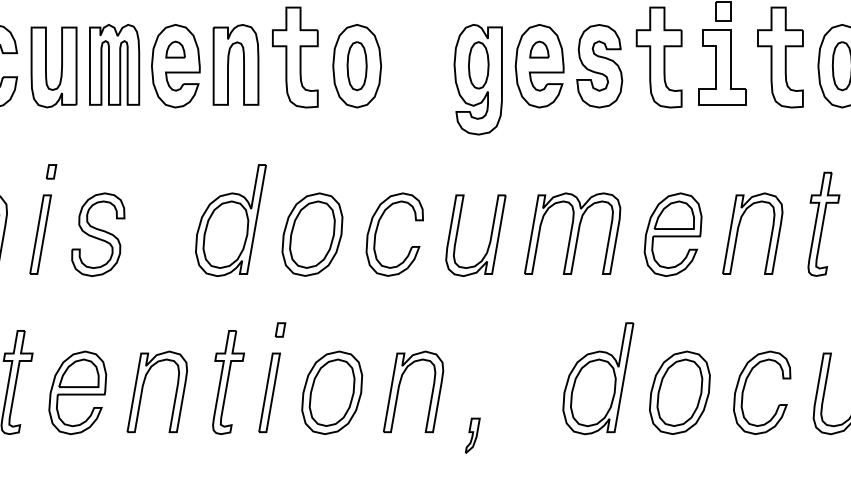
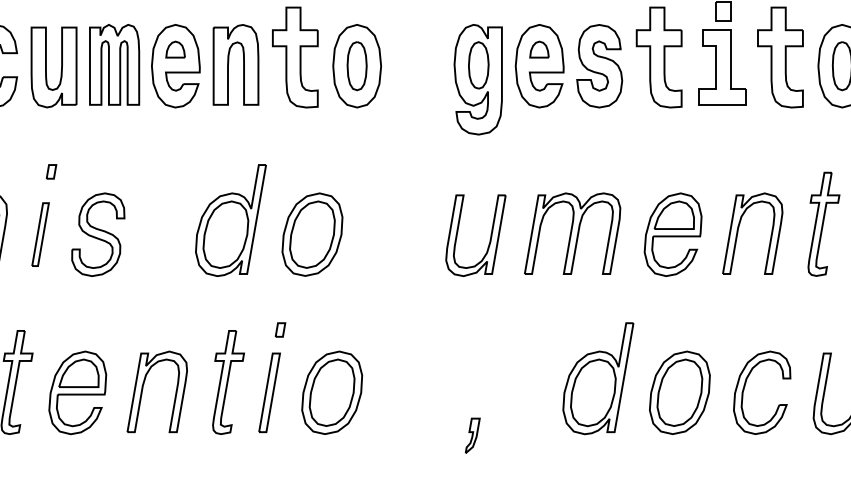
part: present -> none (378, 227)
part size: 23x81 px -> 19x65 px (40, 234)
part: present -> none (399, 390)
